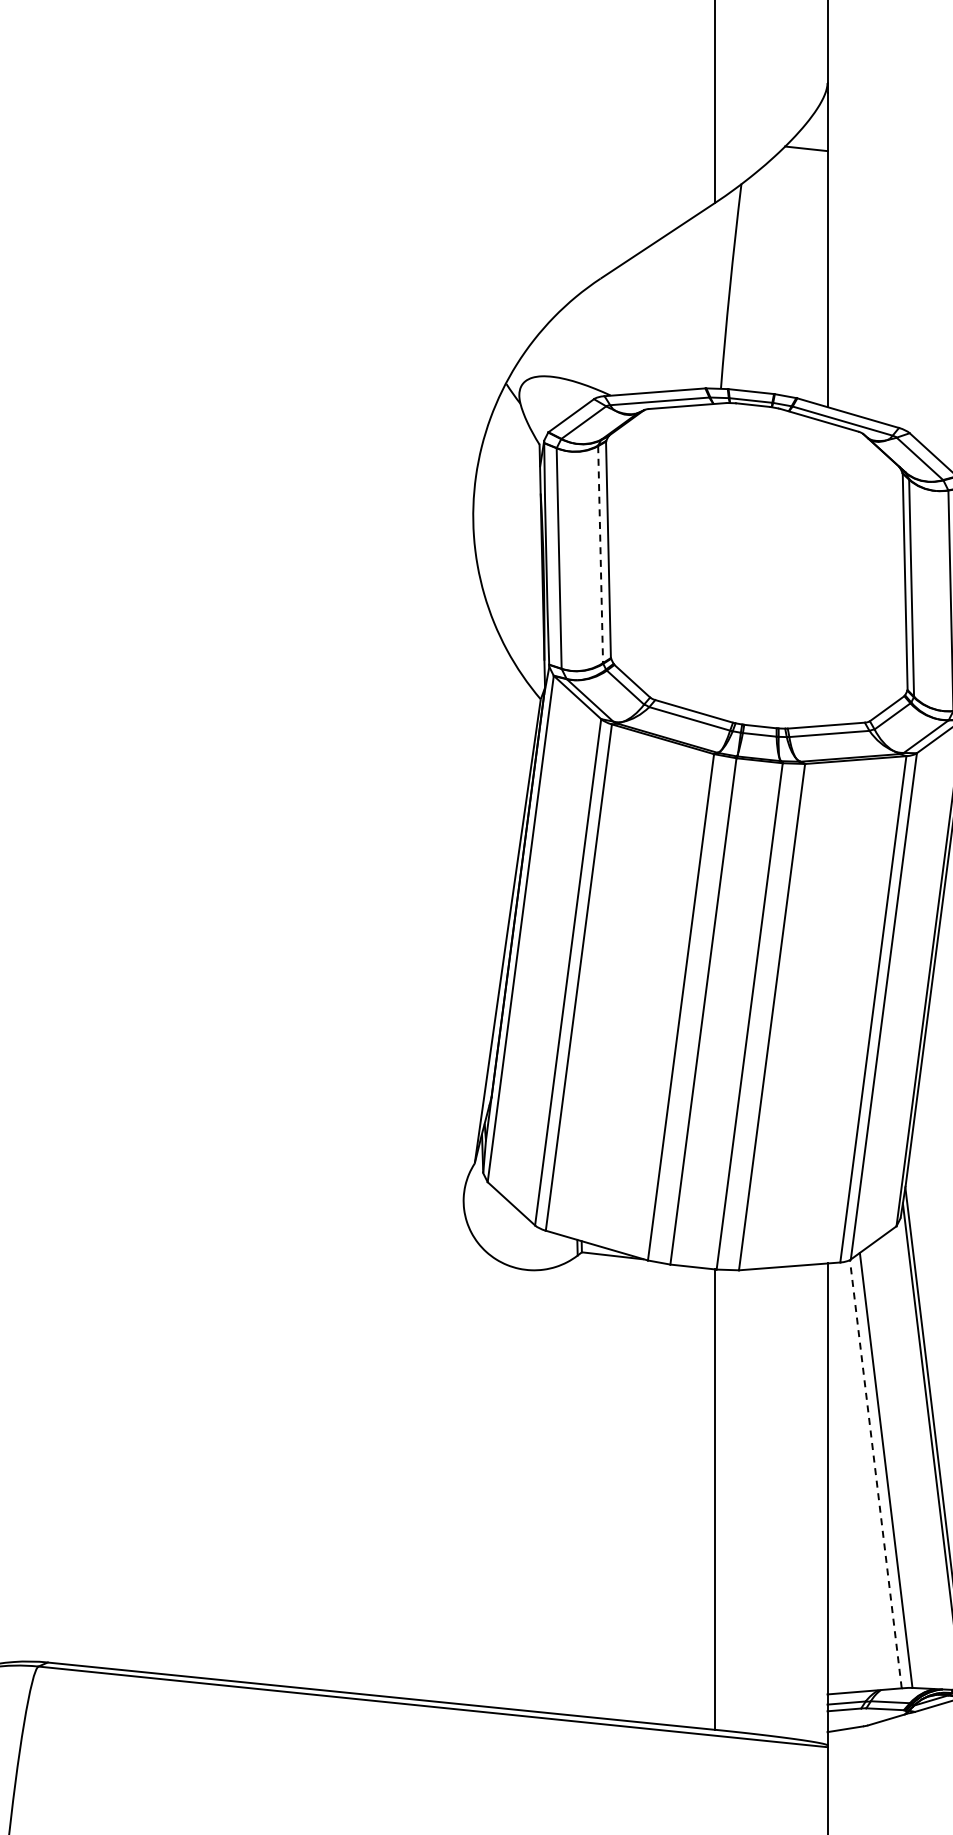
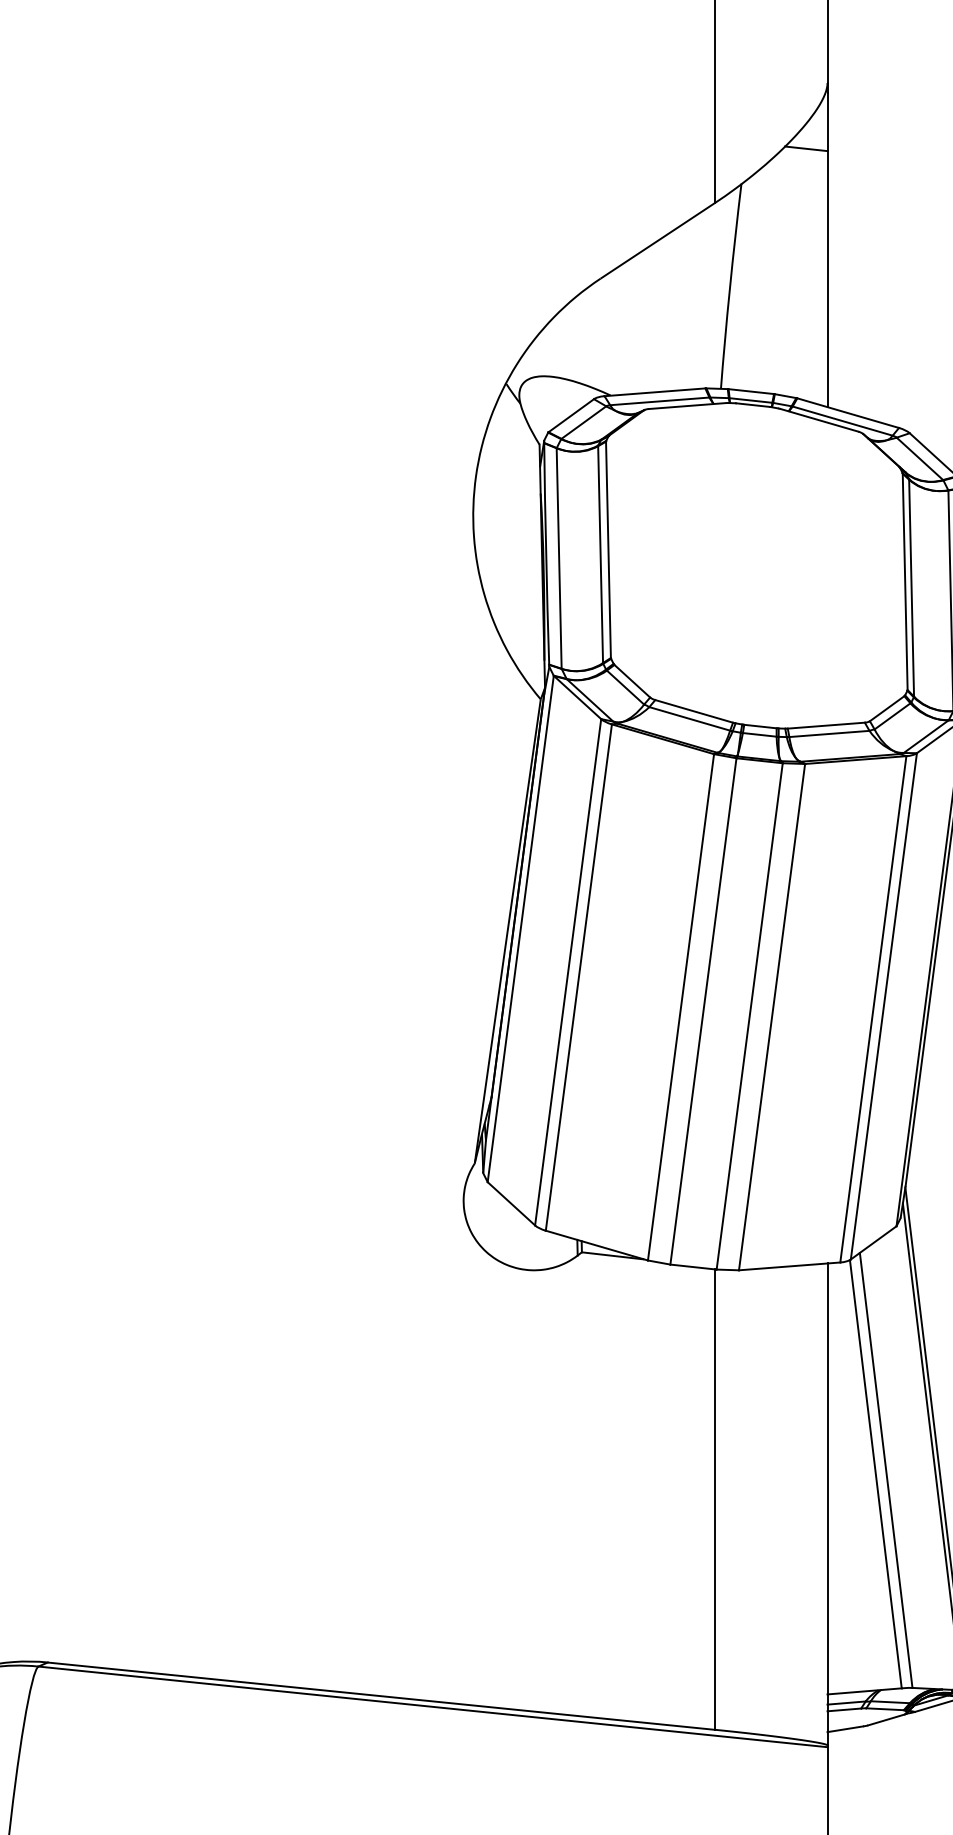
line: dashed -> solid (600, 555)
line: dashed -> solid (875, 1474)
